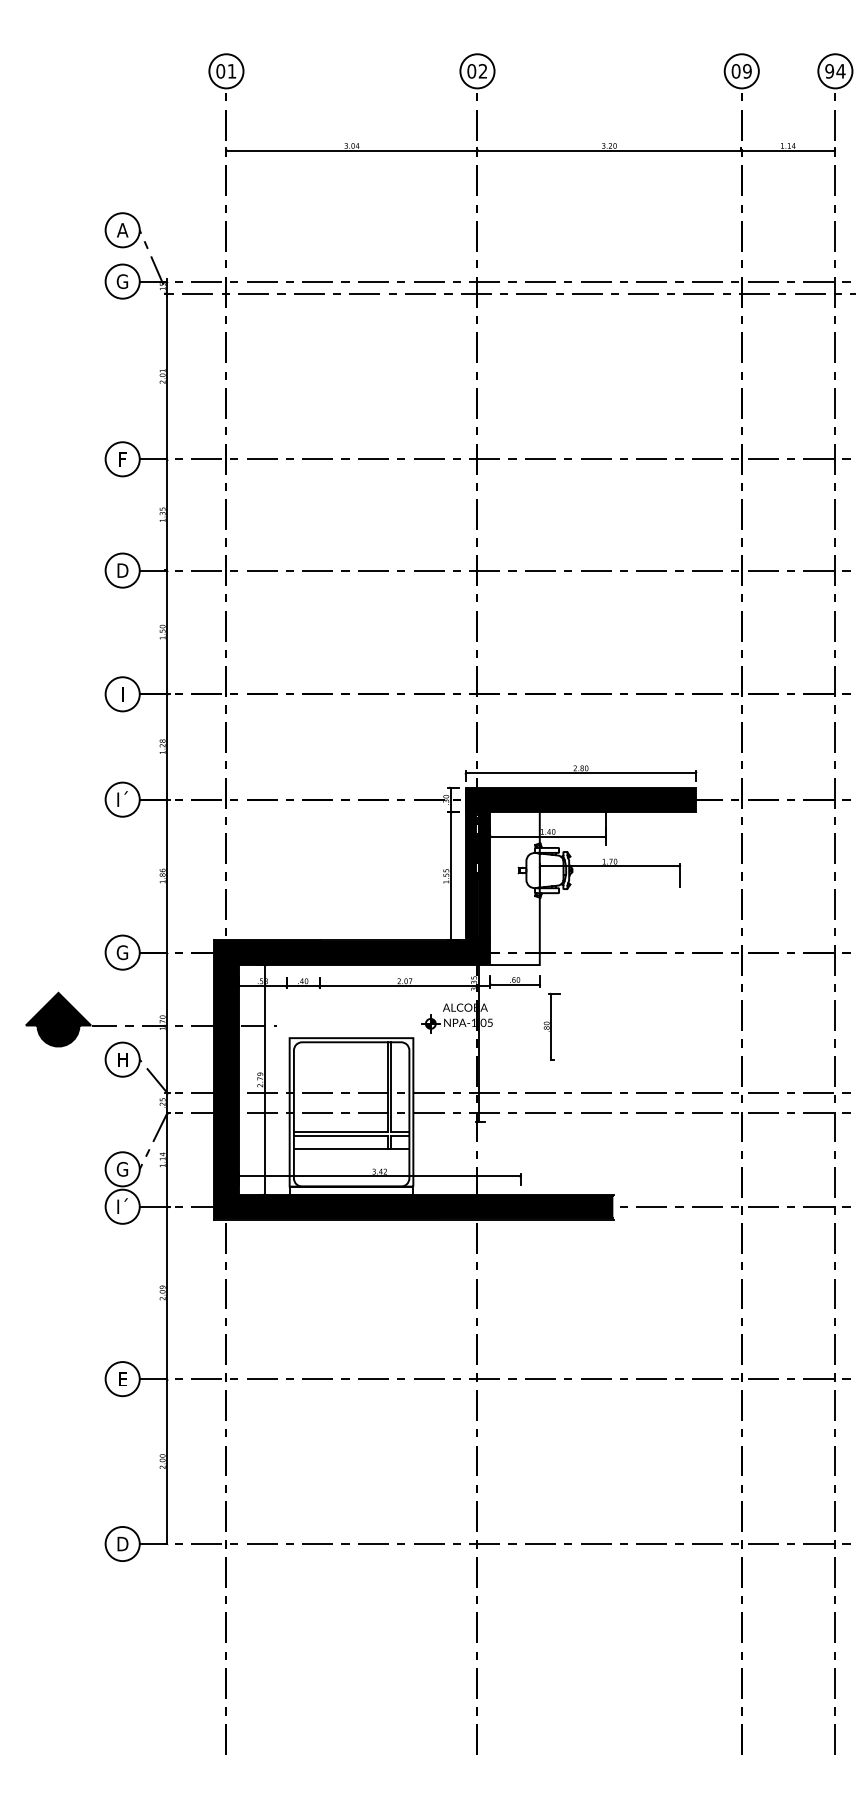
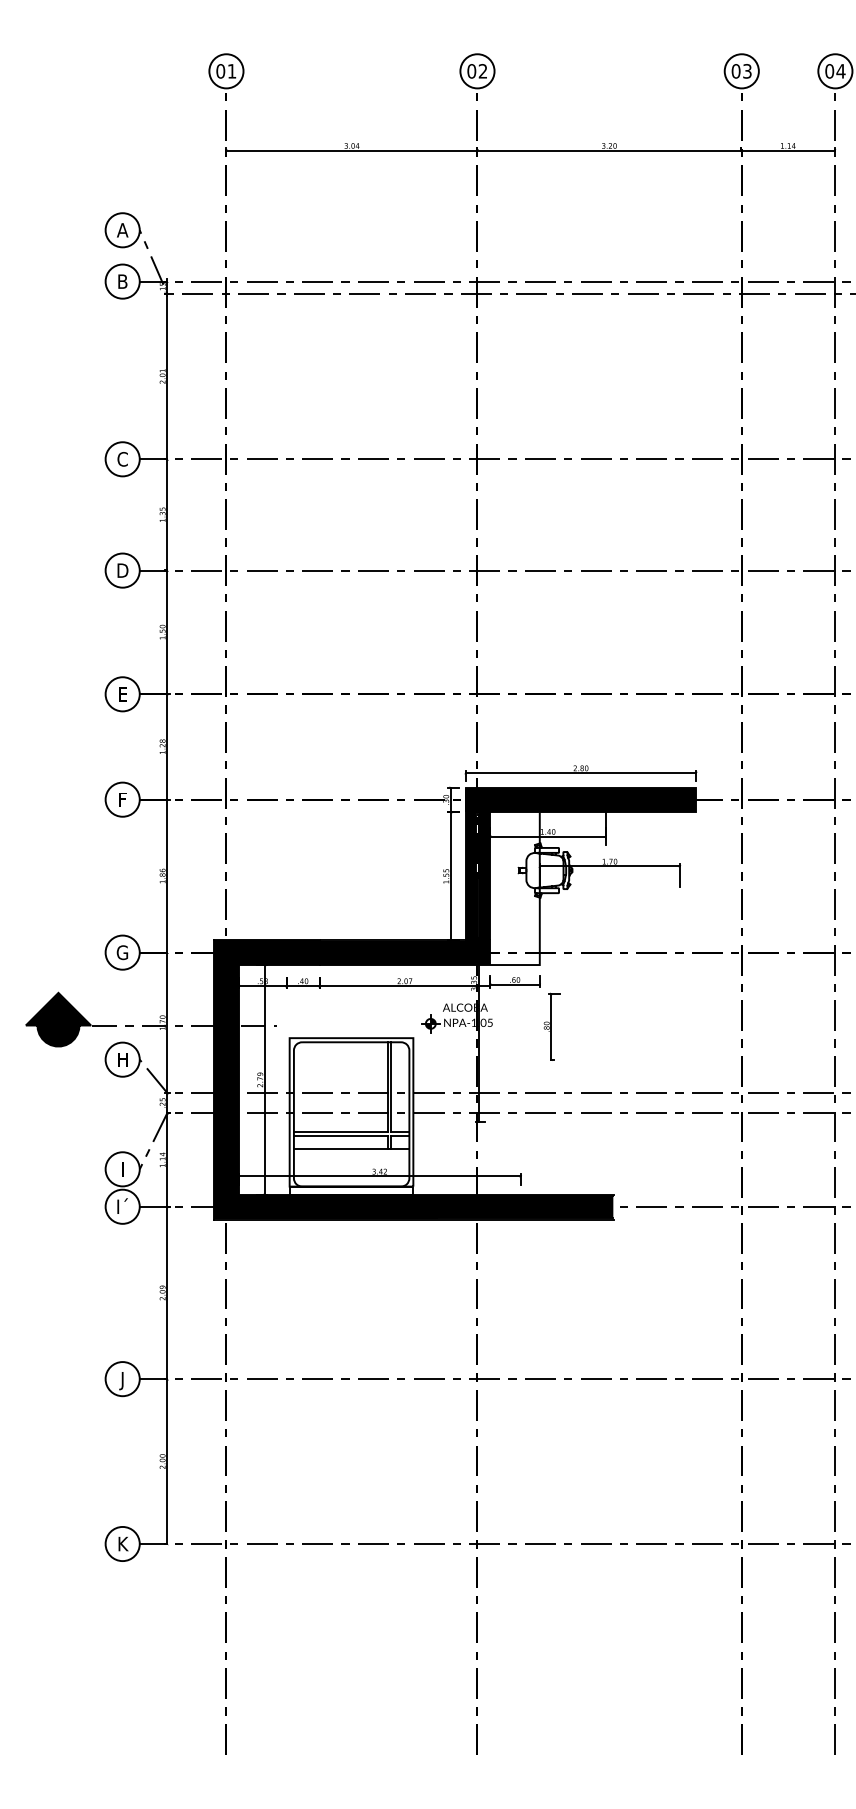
text: 09 -> 03 (747, 71)
text: 94 -> 04 (829, 71)
text: G -> B (122, 281)
text: F -> C (122, 459)
text: I -> E (122, 694)
text: I´ -> F (122, 798)
text: G -> I (122, 1169)
text: E -> J (122, 1381)
text: D -> K (122, 1543)
